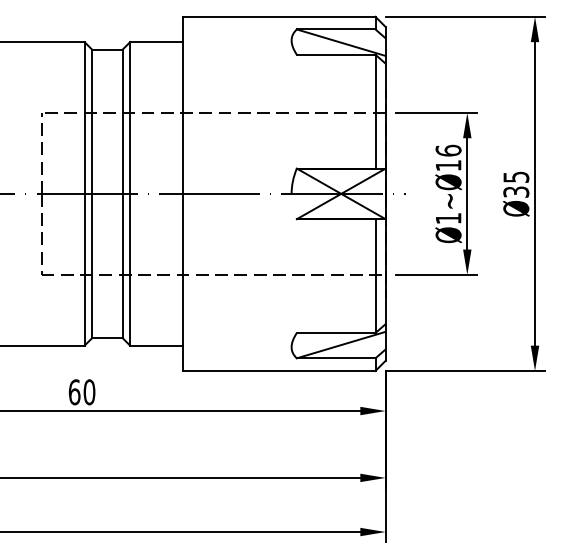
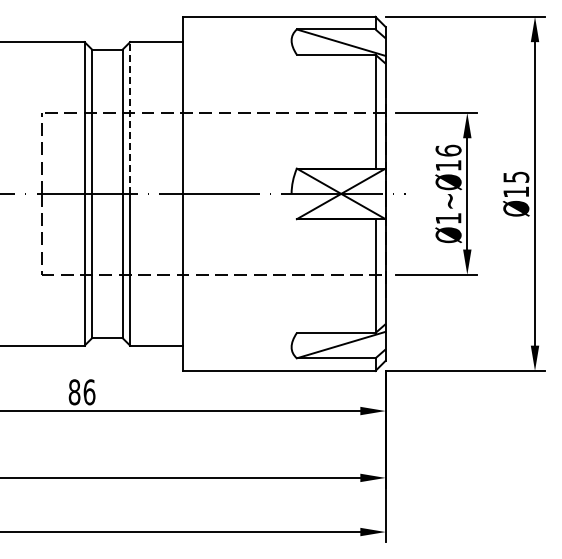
line: solid -> dashed (130, 118)
text: Ø35 -> Ø15 (516, 191)
text: 60 -> 86 (81, 392)
